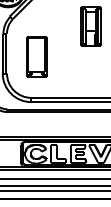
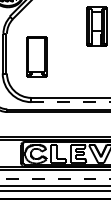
part position: (90, 26) -> (96, 26) (96, 26)
line: solid -> dashed (70, 102)
line: solid -> dashed (54, 178)
